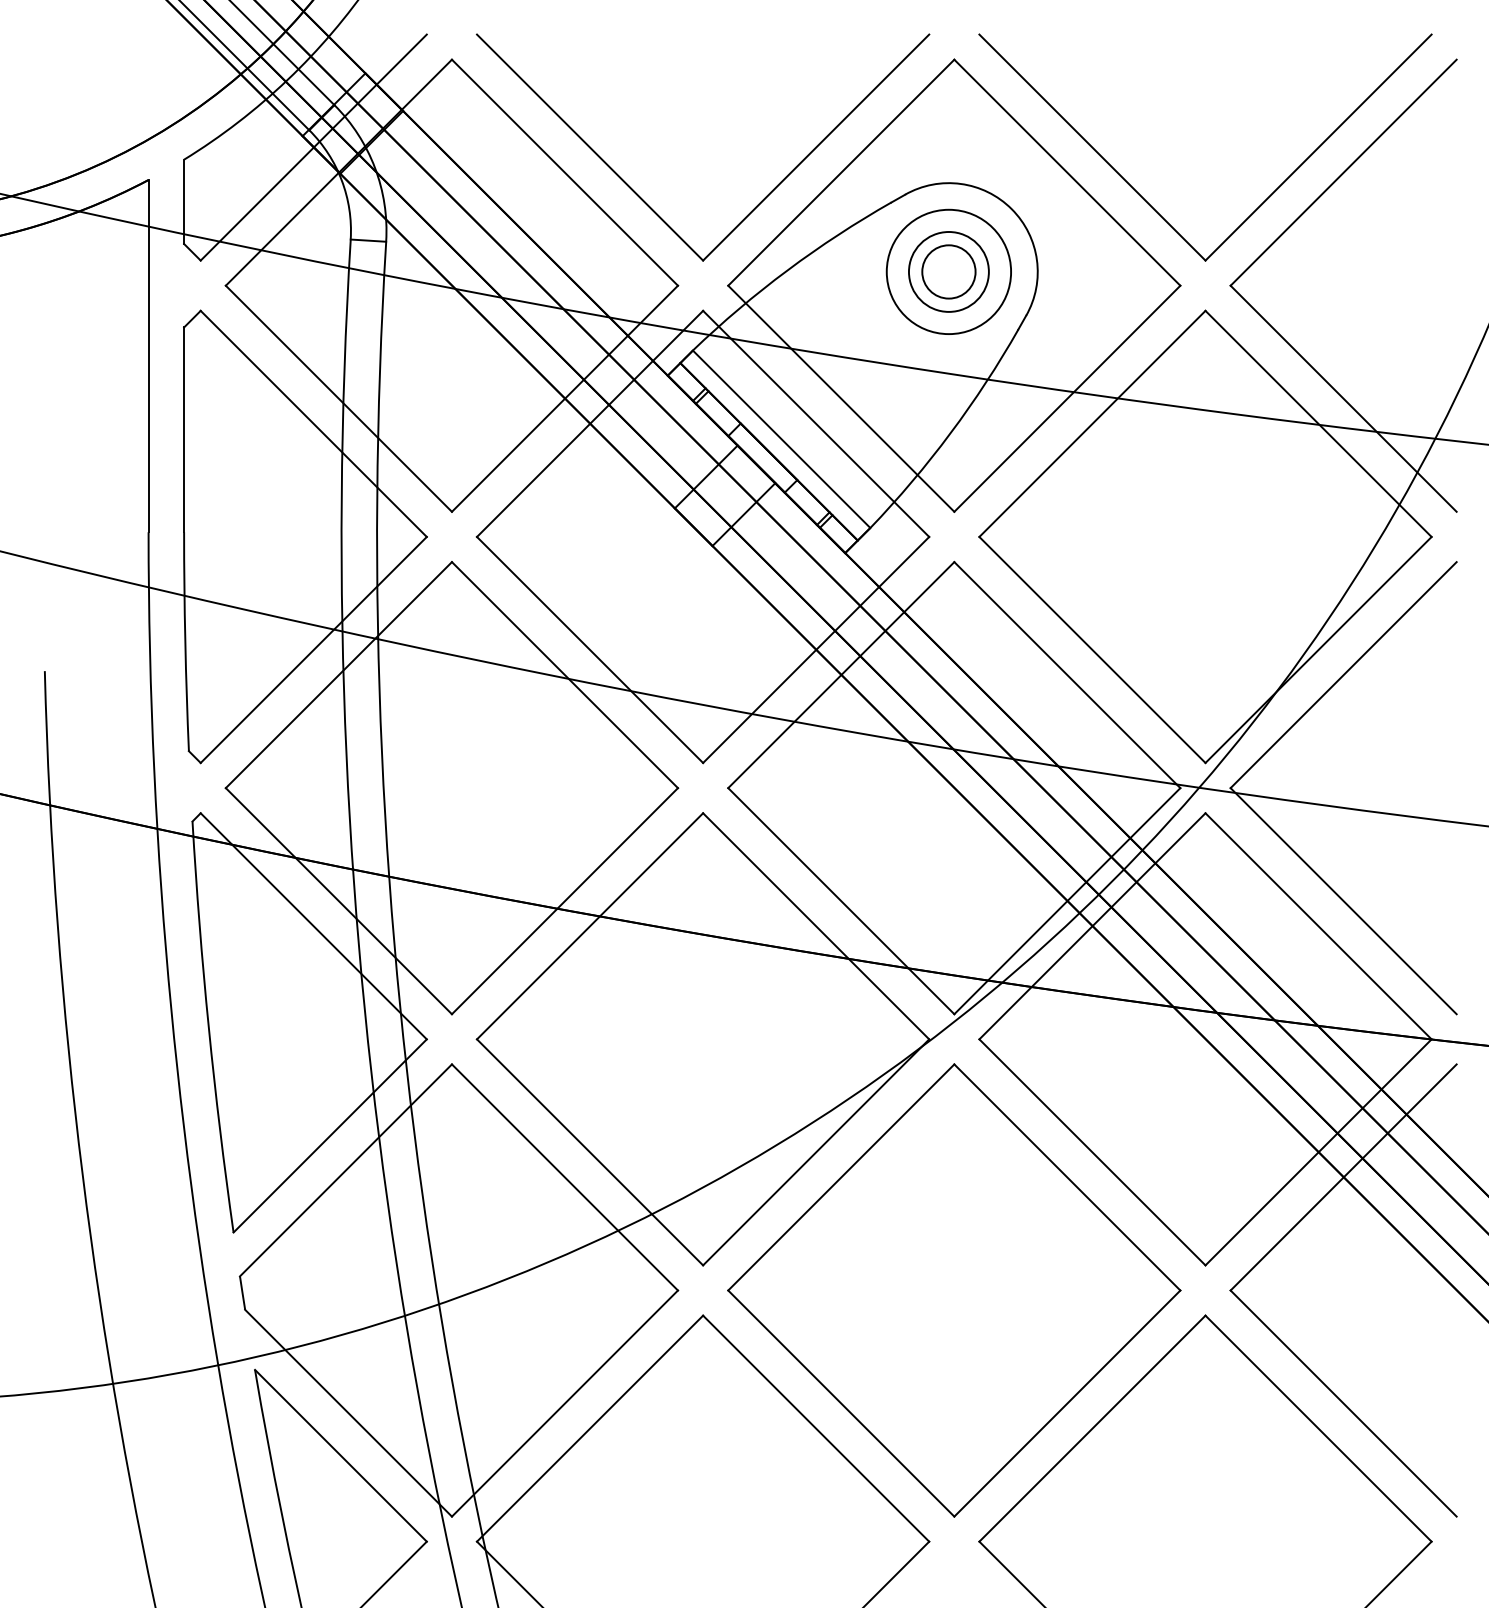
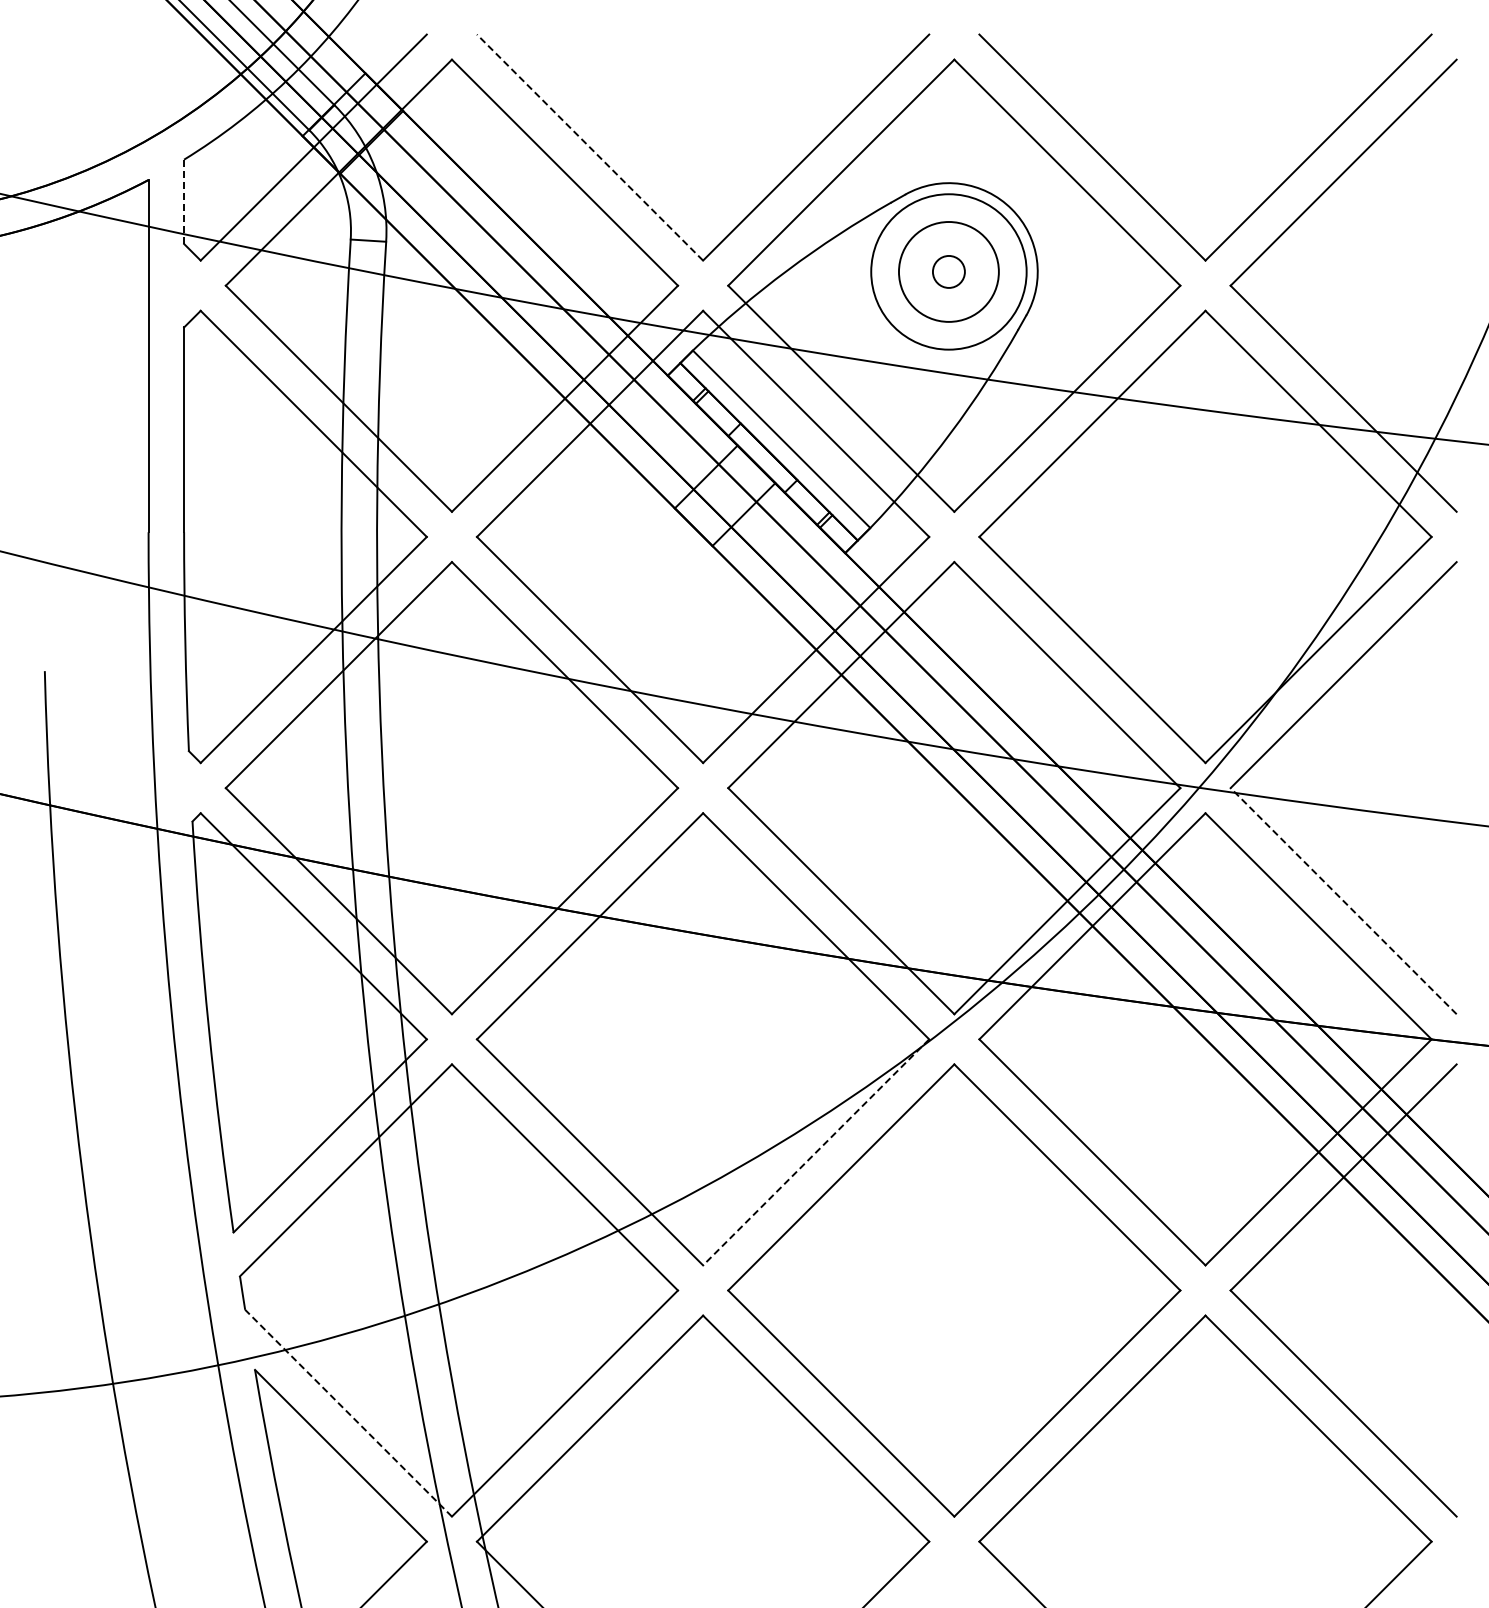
line: solid -> dashed (590, 147)
line: solid -> dashed (184, 201)
circle diameter: 124 px -> 155 px (948, 271)
circle diameter: 53 px -> 32 px (948, 271)
circle diameter: 80 px -> 100 px (948, 271)
line: solid -> dashed (1343, 901)
line: solid -> dashed (816, 1152)
line: solid -> dashed (348, 1412)
